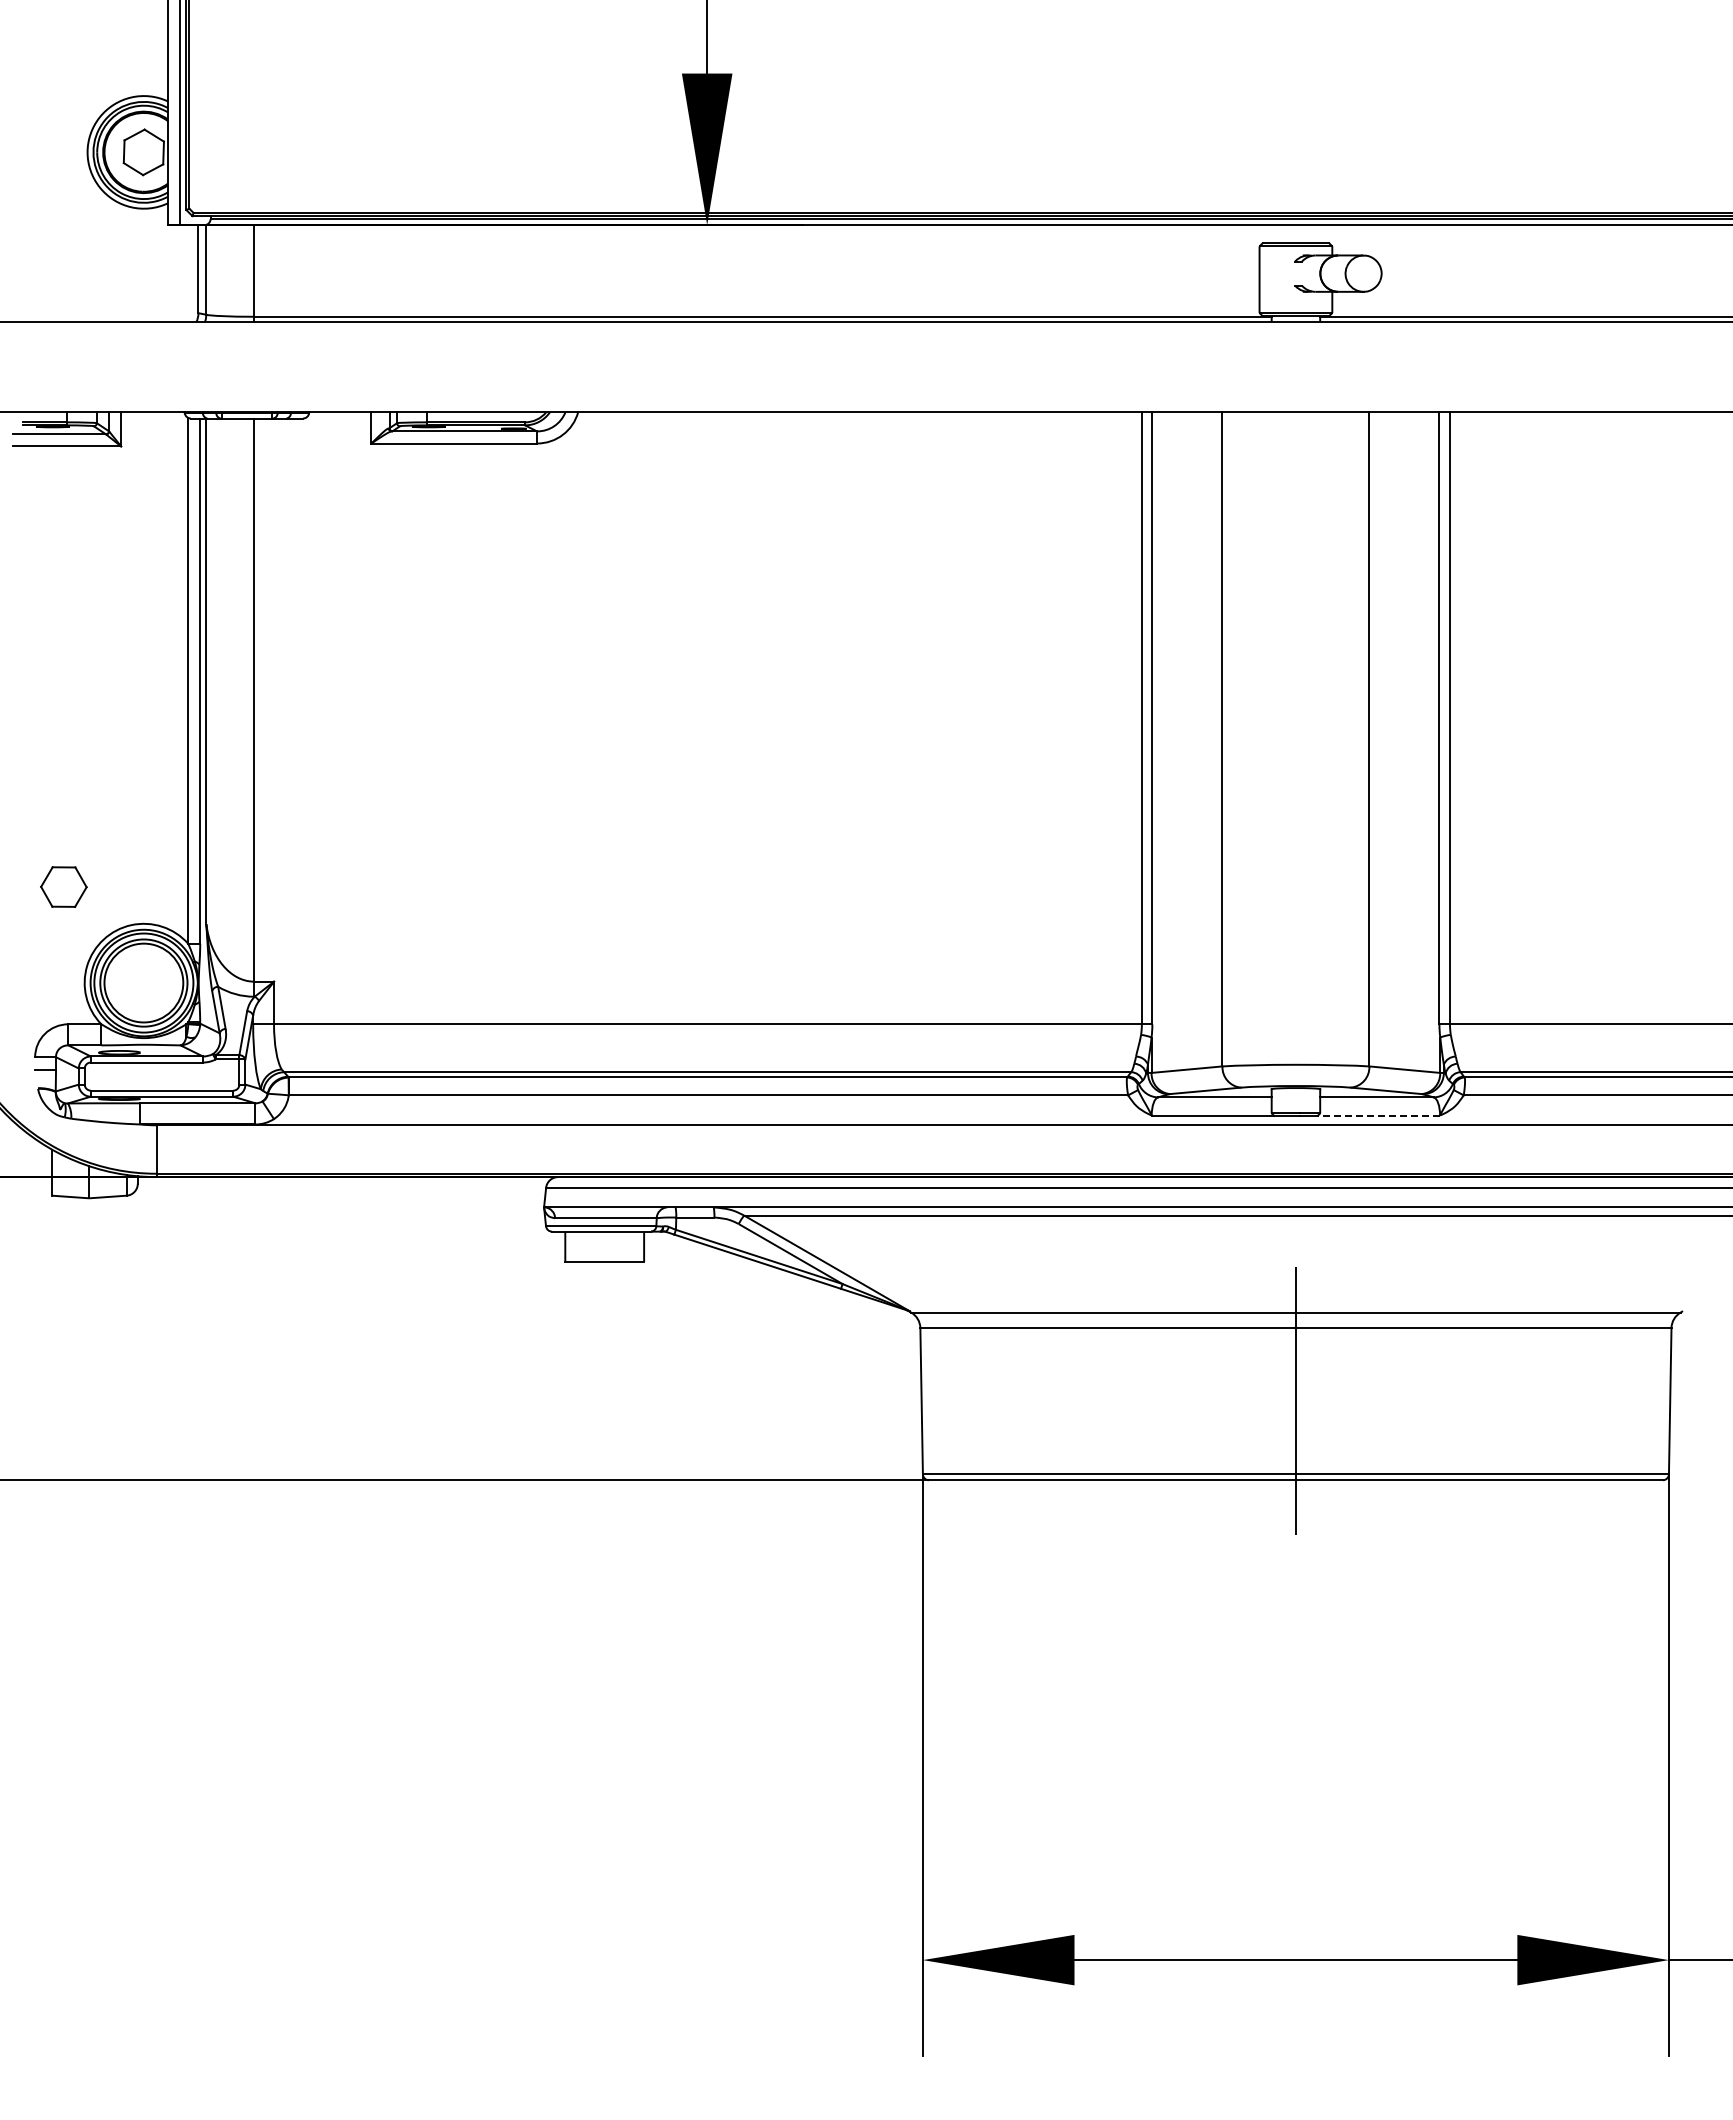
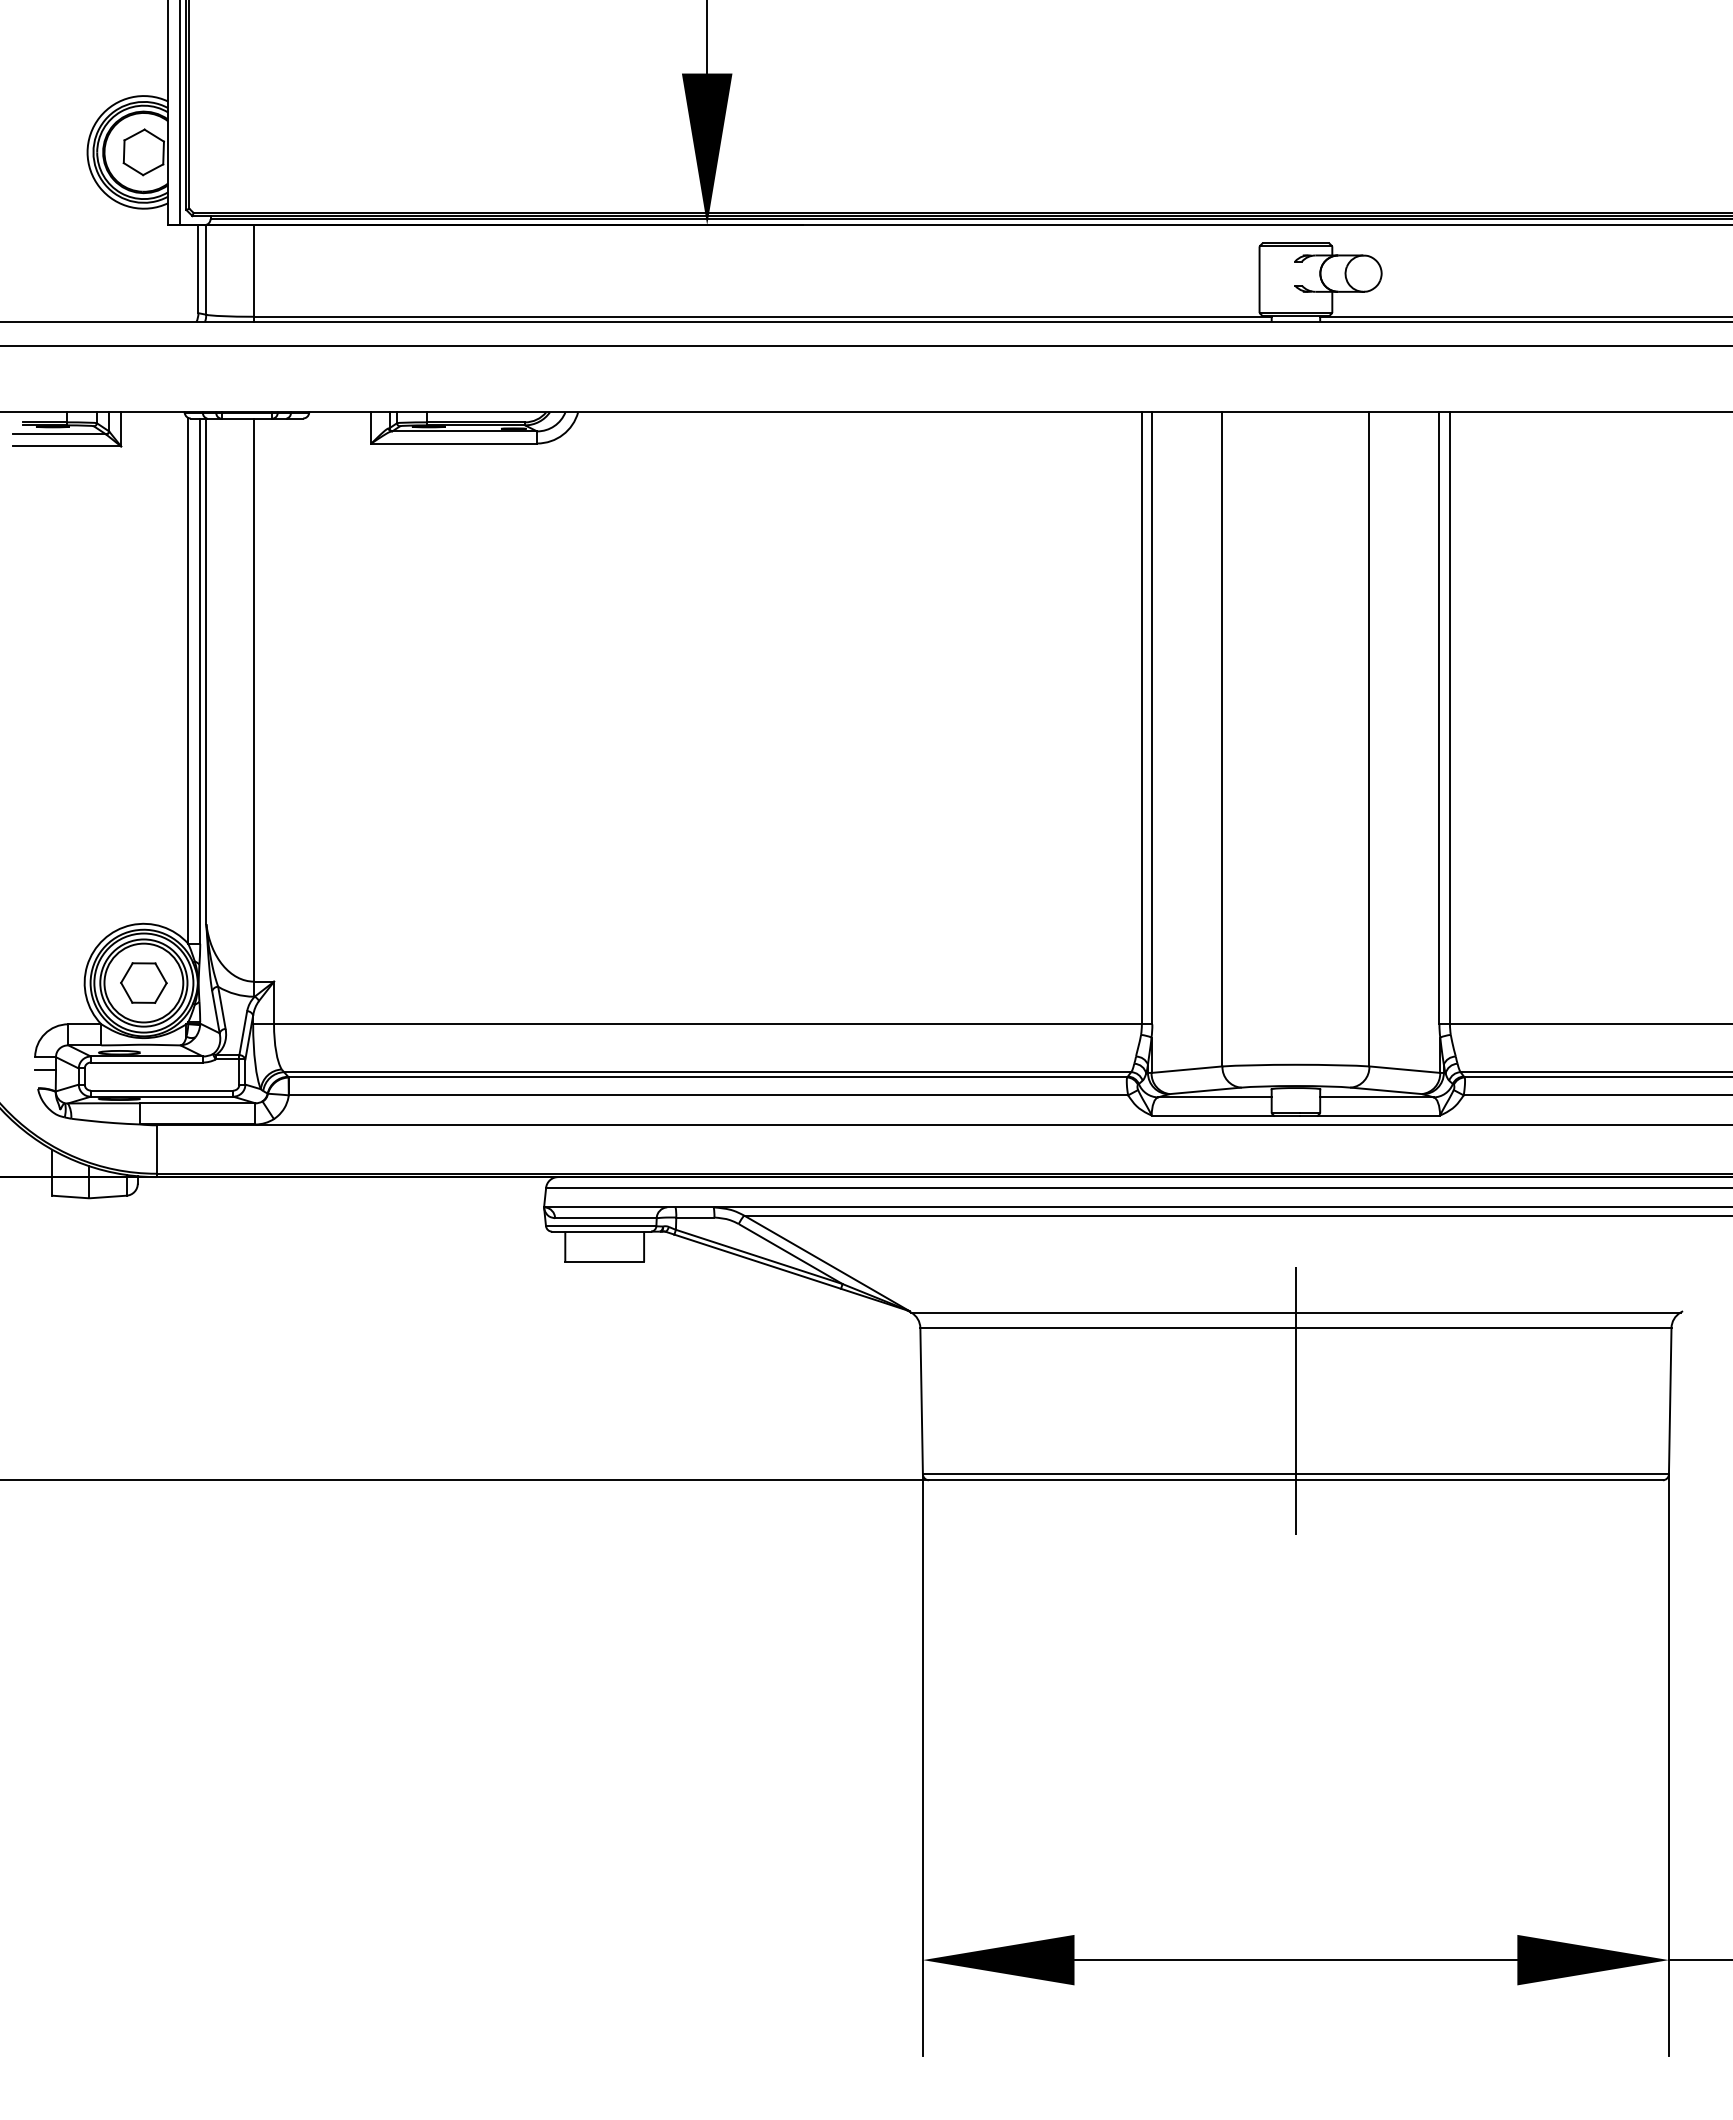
line: none -> present (865, 346)
part position: (63, 886) -> (143, 982) (143, 982)
line: dashed -> solid (1378, 1115)
